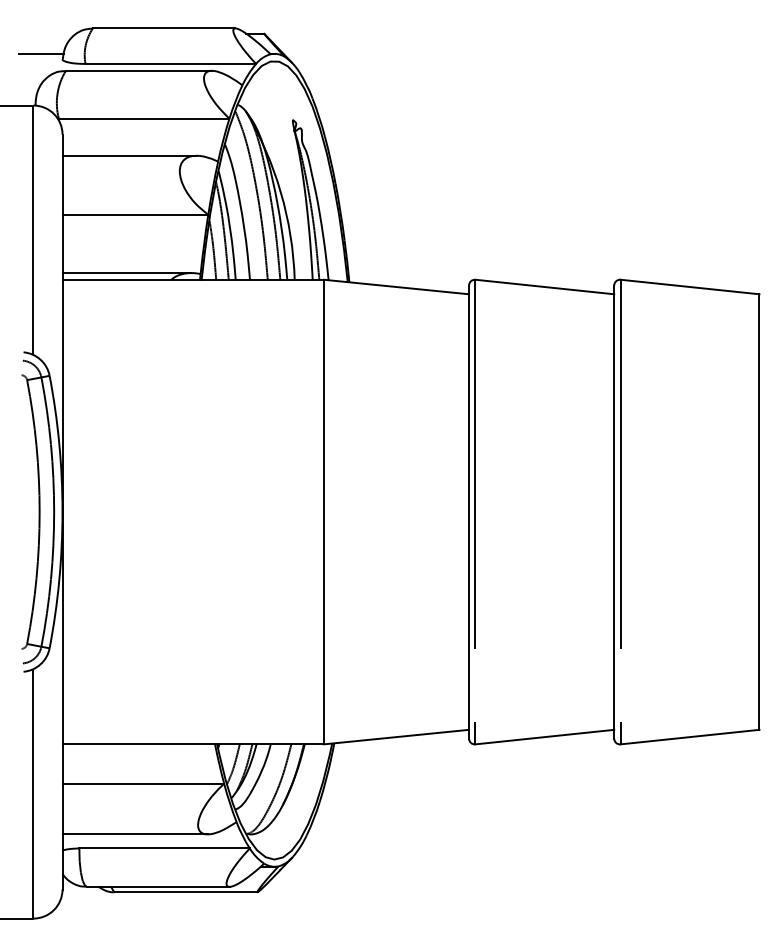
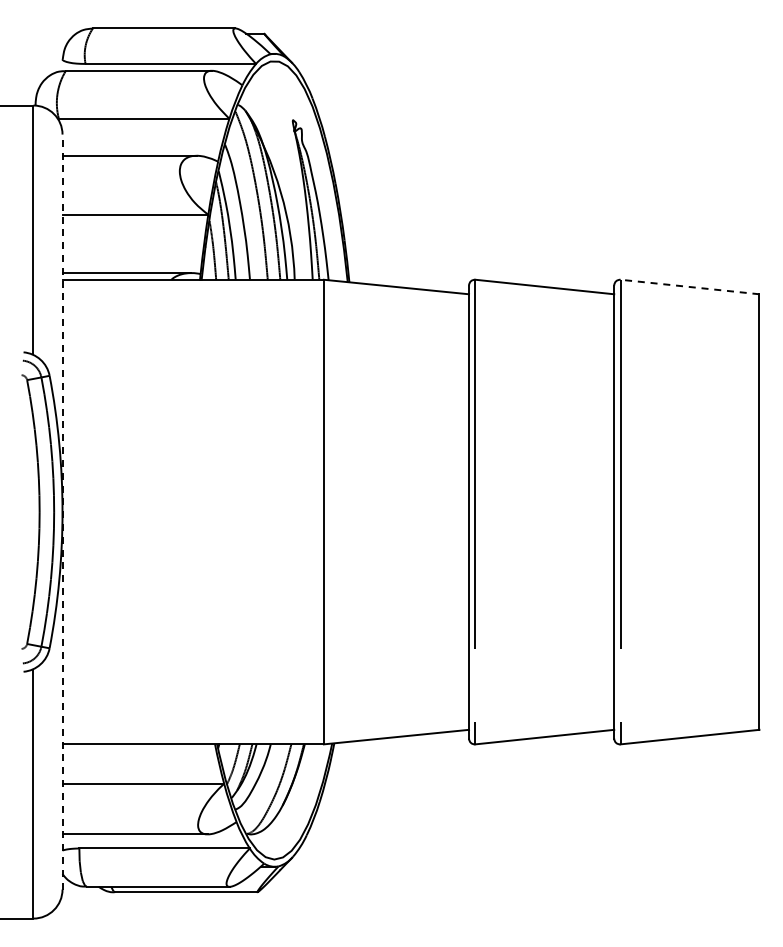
line: present -> none (40, 53)
line: solid -> dashed (690, 287)
line: solid -> dashed (62, 511)
